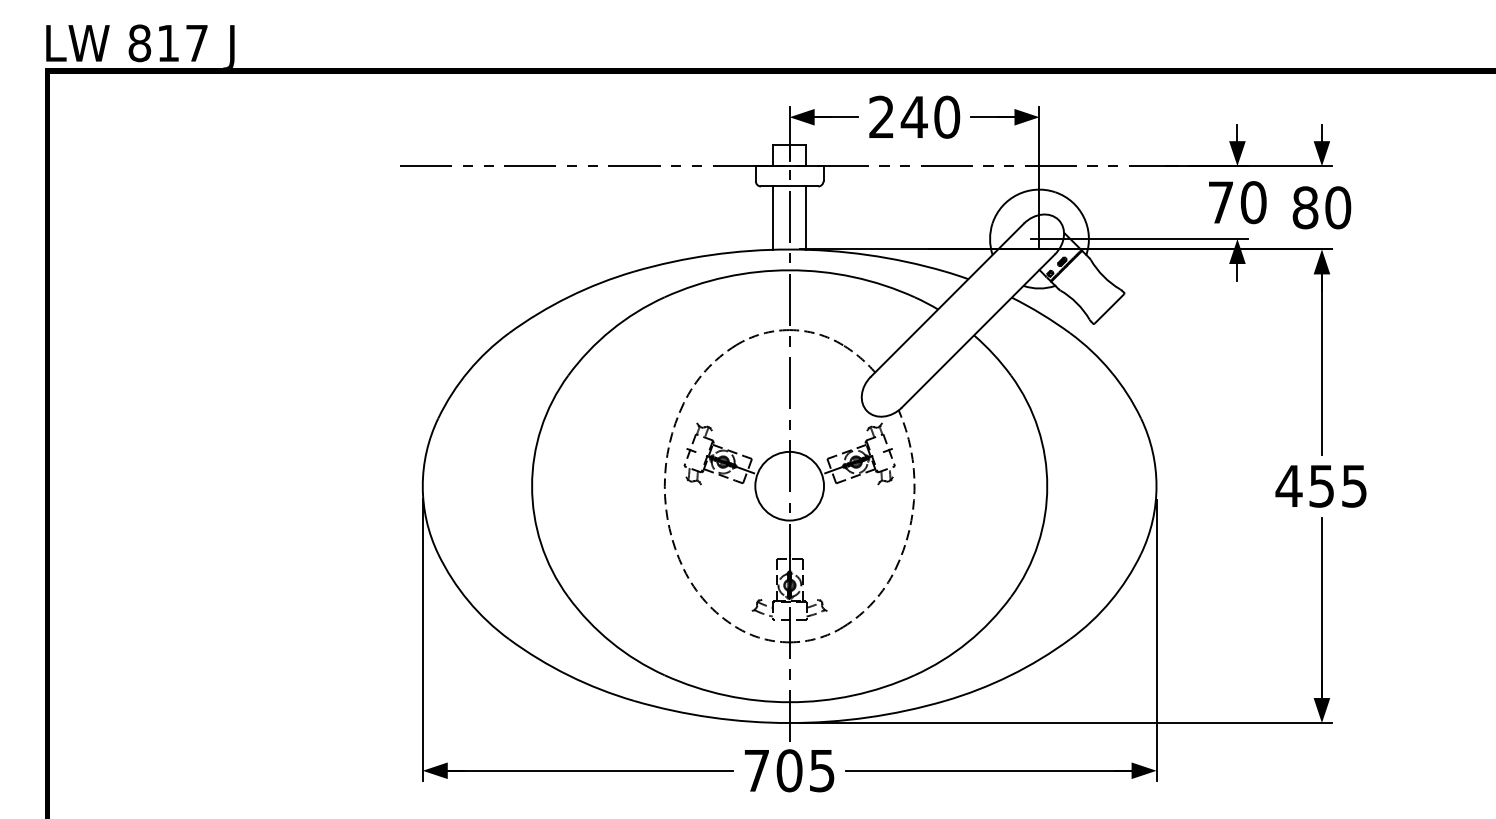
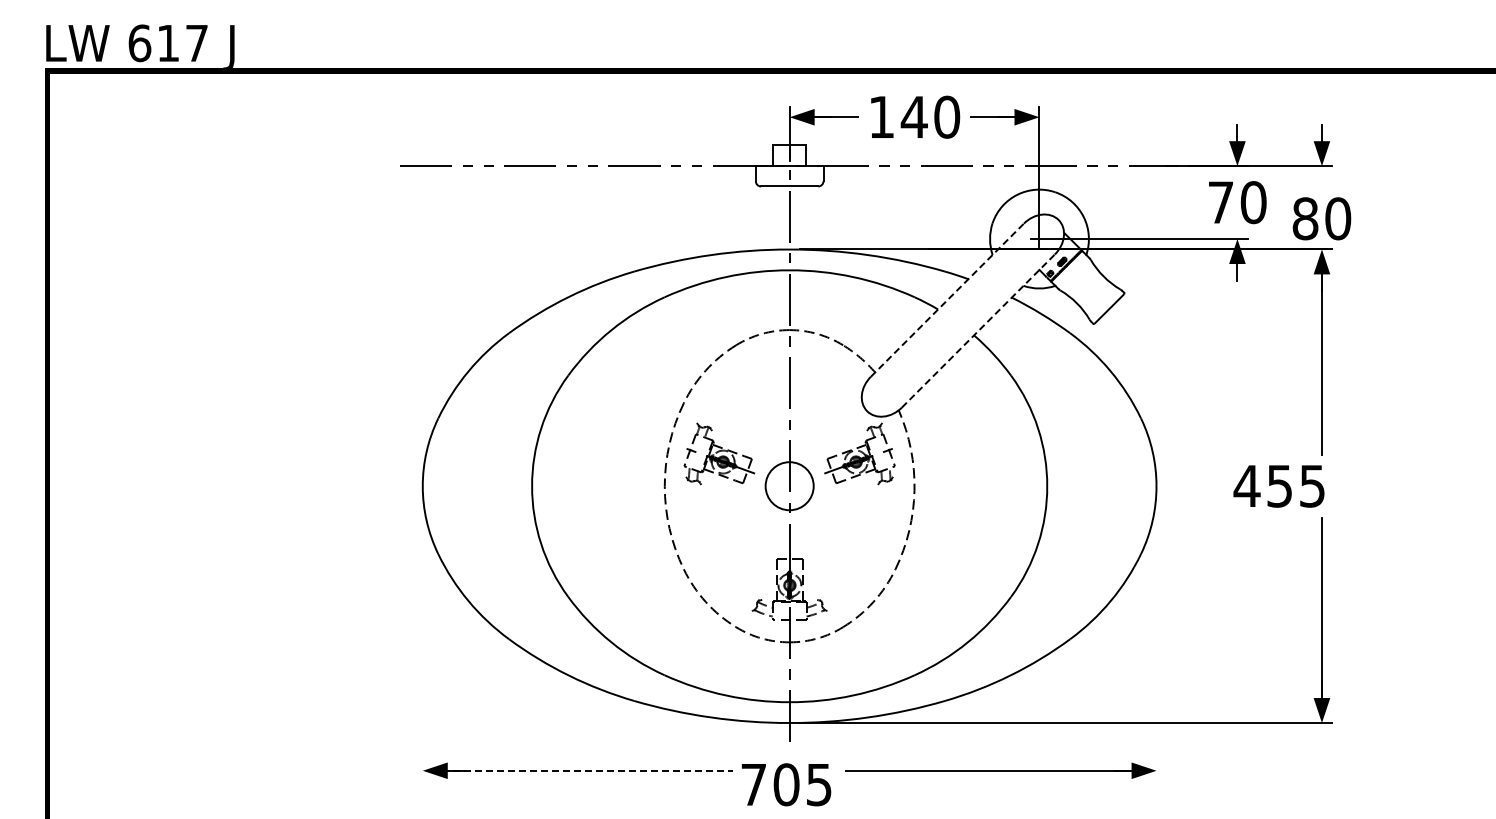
text: 817 -> 617 (139, 43)
text: 240 -> 140 (881, 116)
text position: (1321, 207) -> (1321, 218) (1321, 218)
line: present -> none (773, 217)
line: present -> none (806, 217)
line: solid -> dashed (947, 299)
line: solid -> dashed (978, 330)
circle diameter: 69 px -> 48 px (789, 486)
text position: (1320, 486) -> (1278, 486) (1278, 486)
line: present -> none (422, 640)
line: present -> none (1156, 640)
line: solid -> dashed (582, 770)
text position: (789, 770) -> (786, 784) (786, 784)
